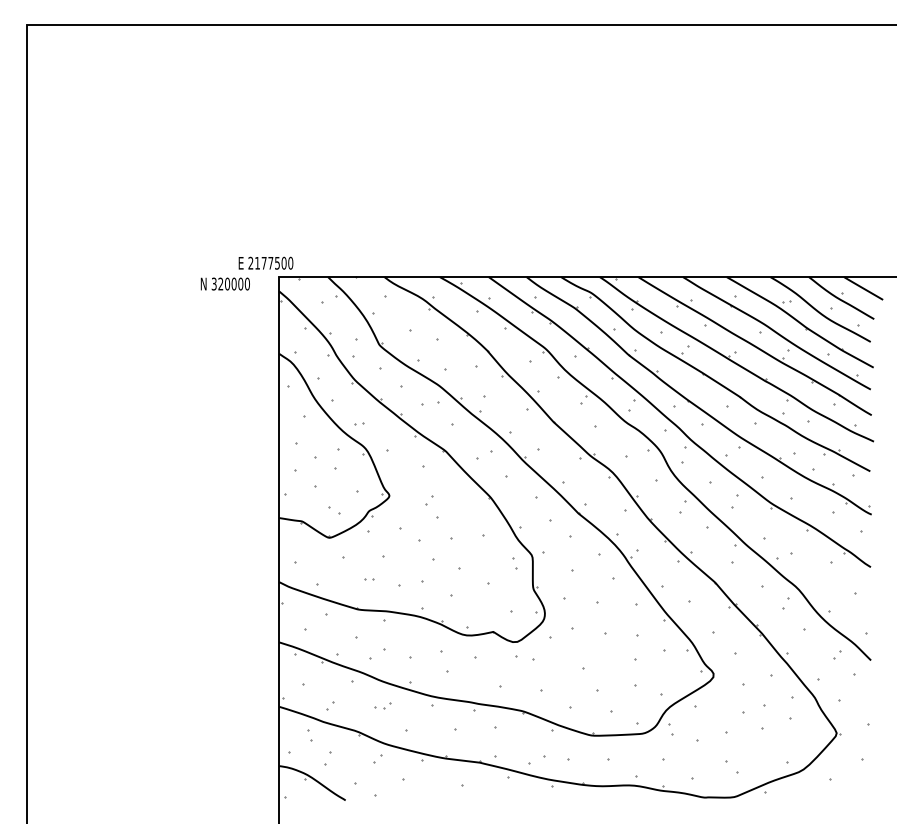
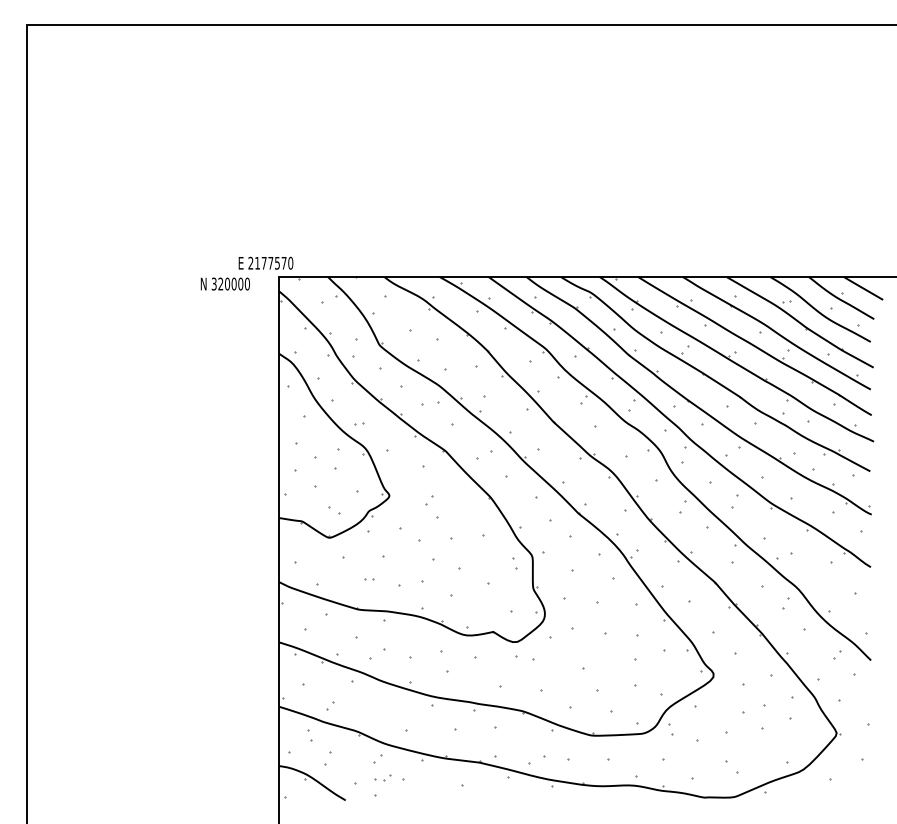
text: 2177500 -> 2177570 (283, 262)
part position: (382, 705) -> (382, 777) (382, 777)
